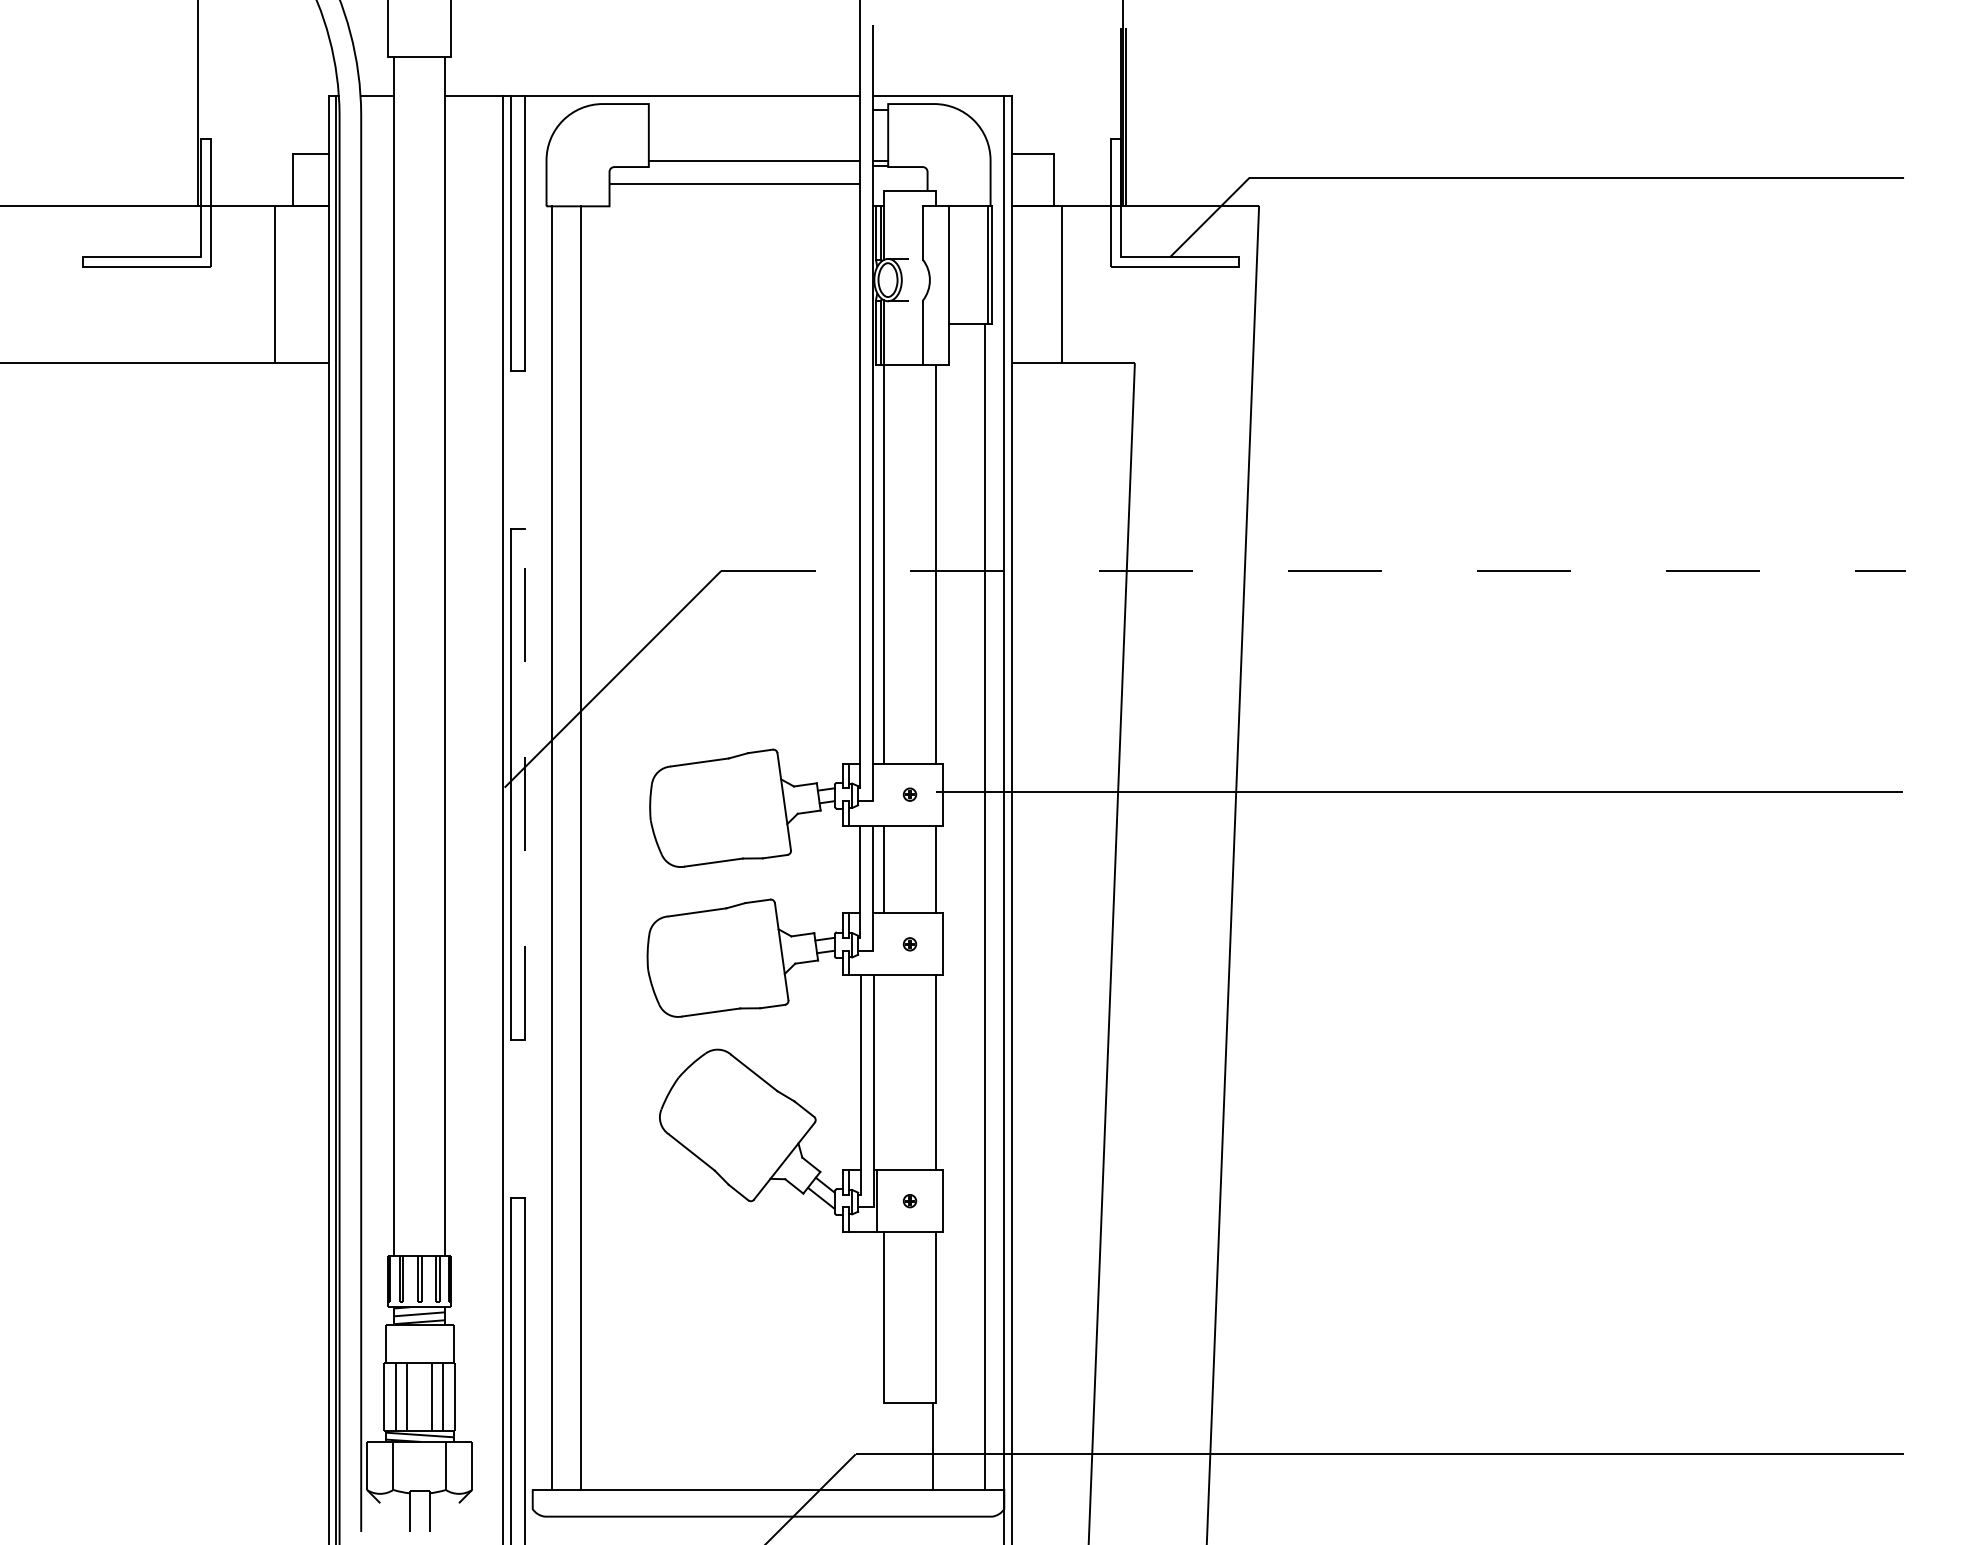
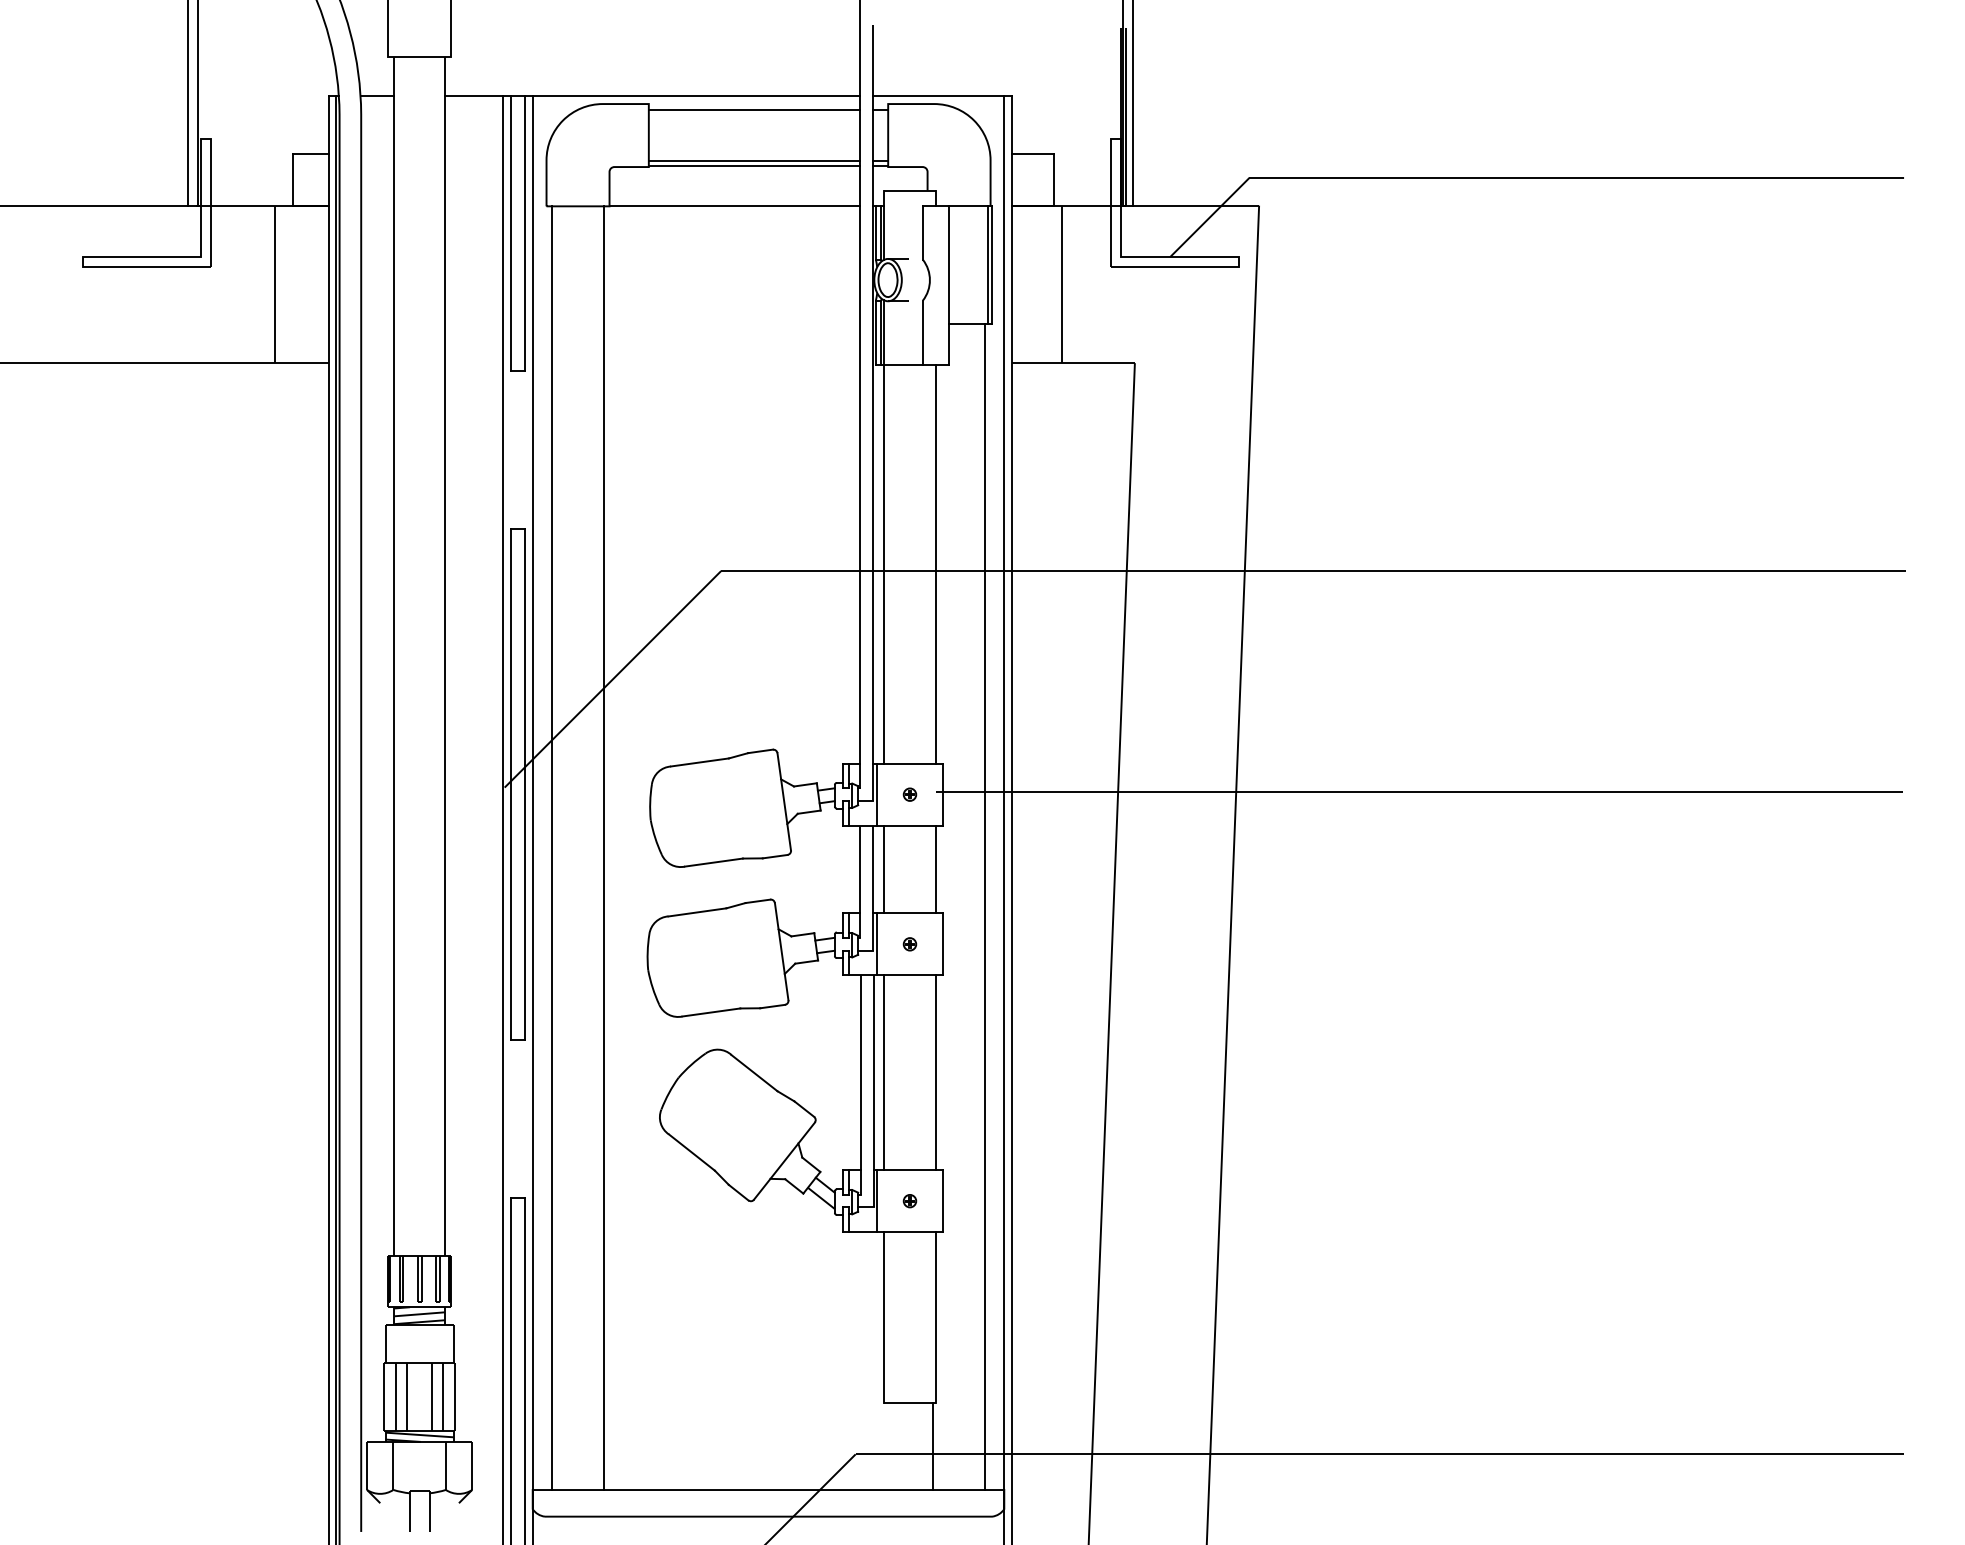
line: none -> present (188, 103)
line: none -> present (1133, 103)
line: none -> present (754, 109)
line: none -> present (754, 165)
line position: (734, 184) -> (734, 206) (734, 206)
line: dashed -> solid (1314, 571)
line: dashed -> solid (525, 784)
line: none -> present (876, 794)
line: none -> present (532, 818)
line position: (580, 848) -> (603, 848) (603, 848)
line: none -> present (876, 944)
line: none -> present (884, 1072)
